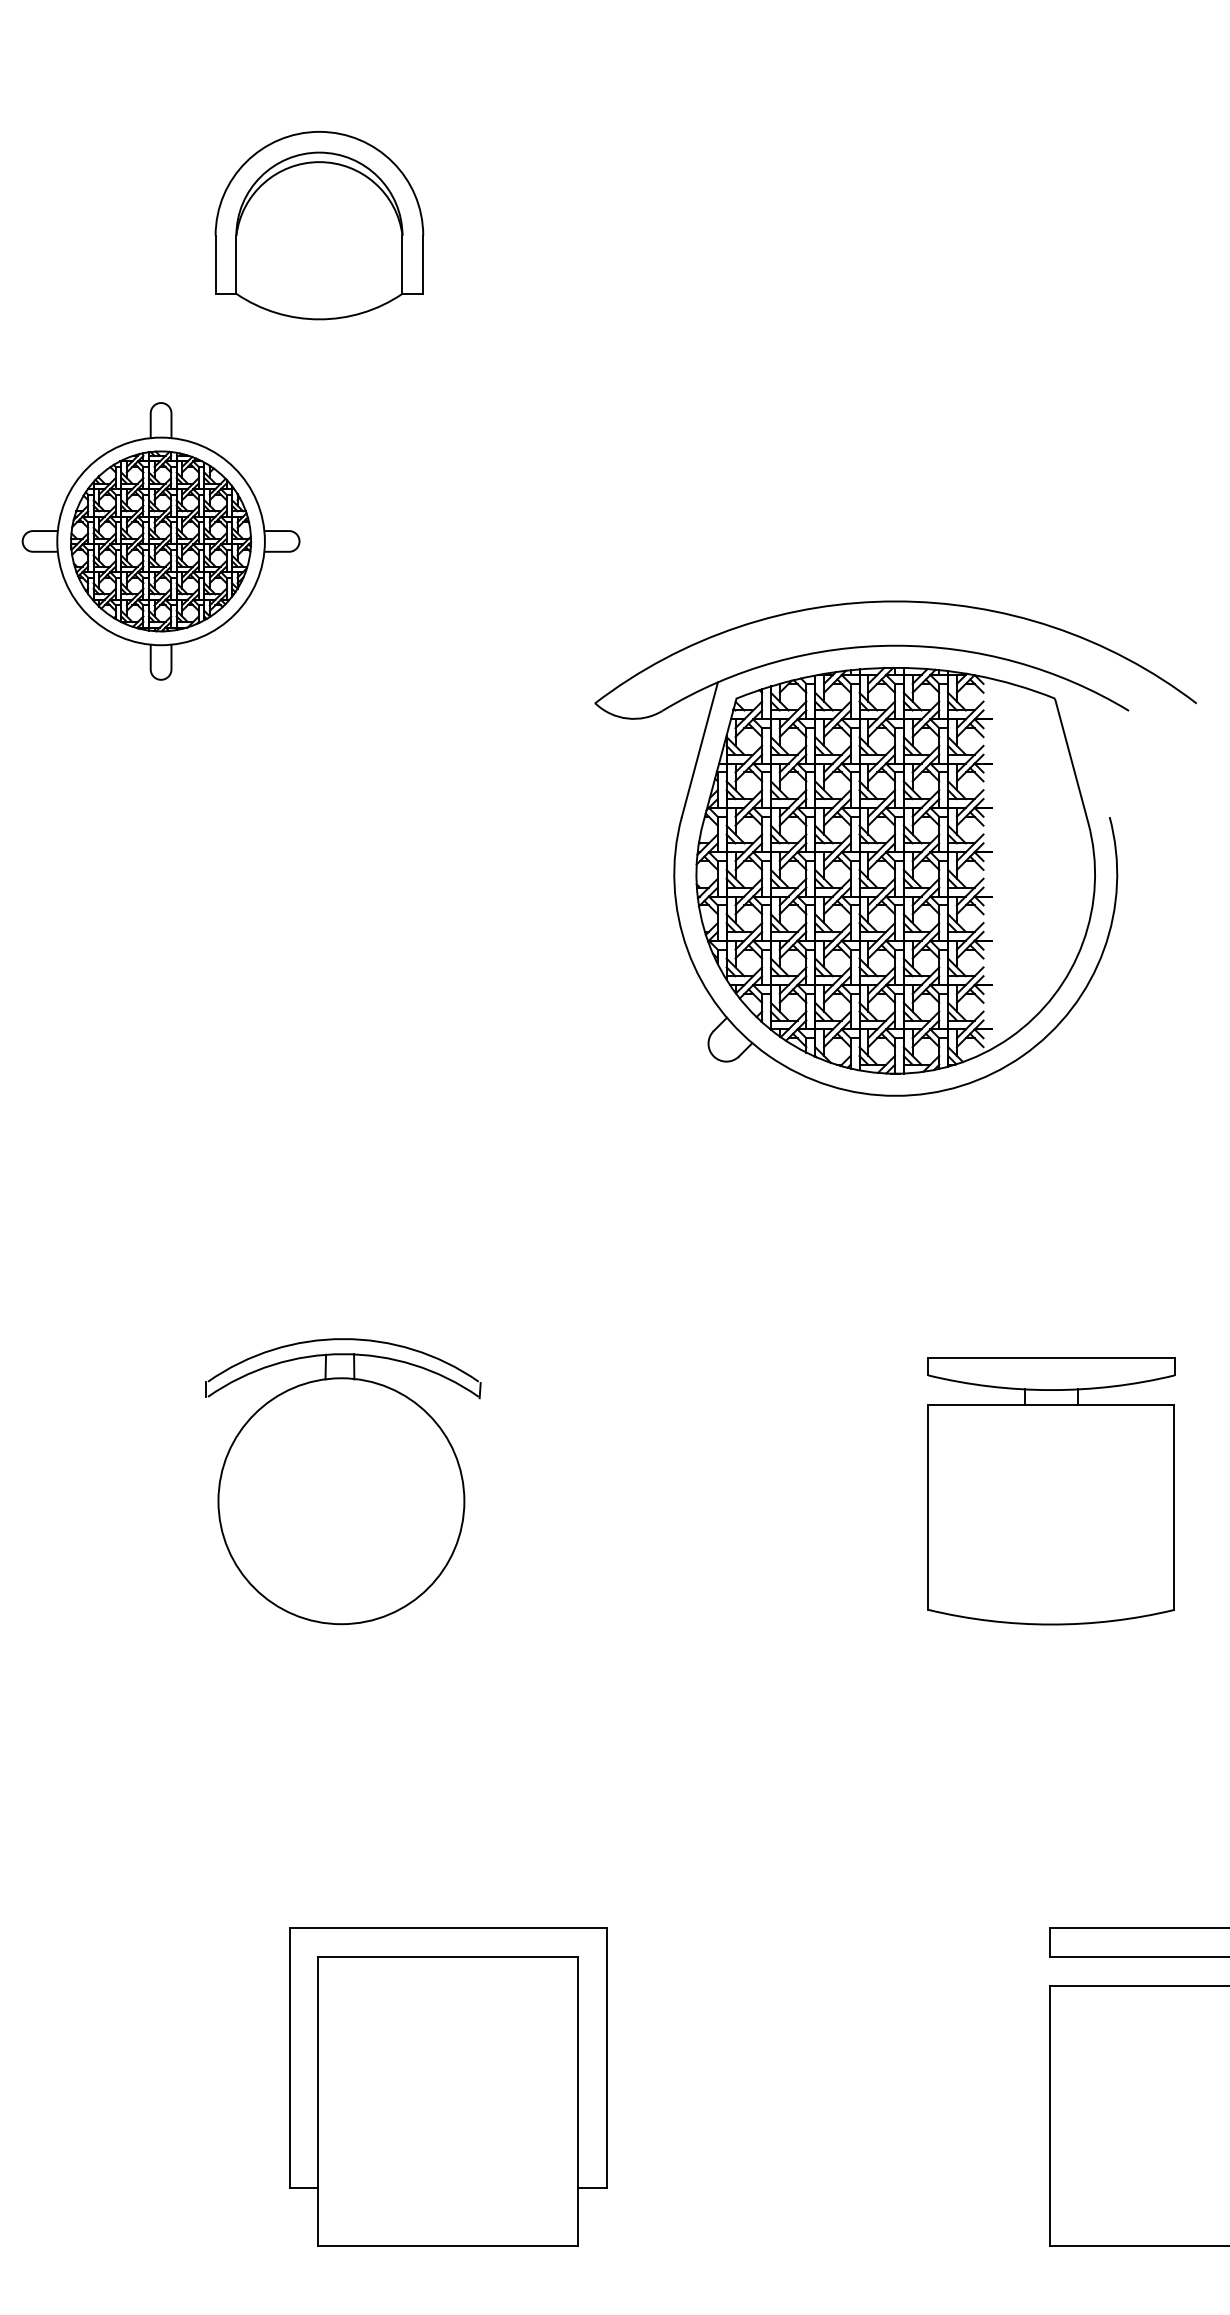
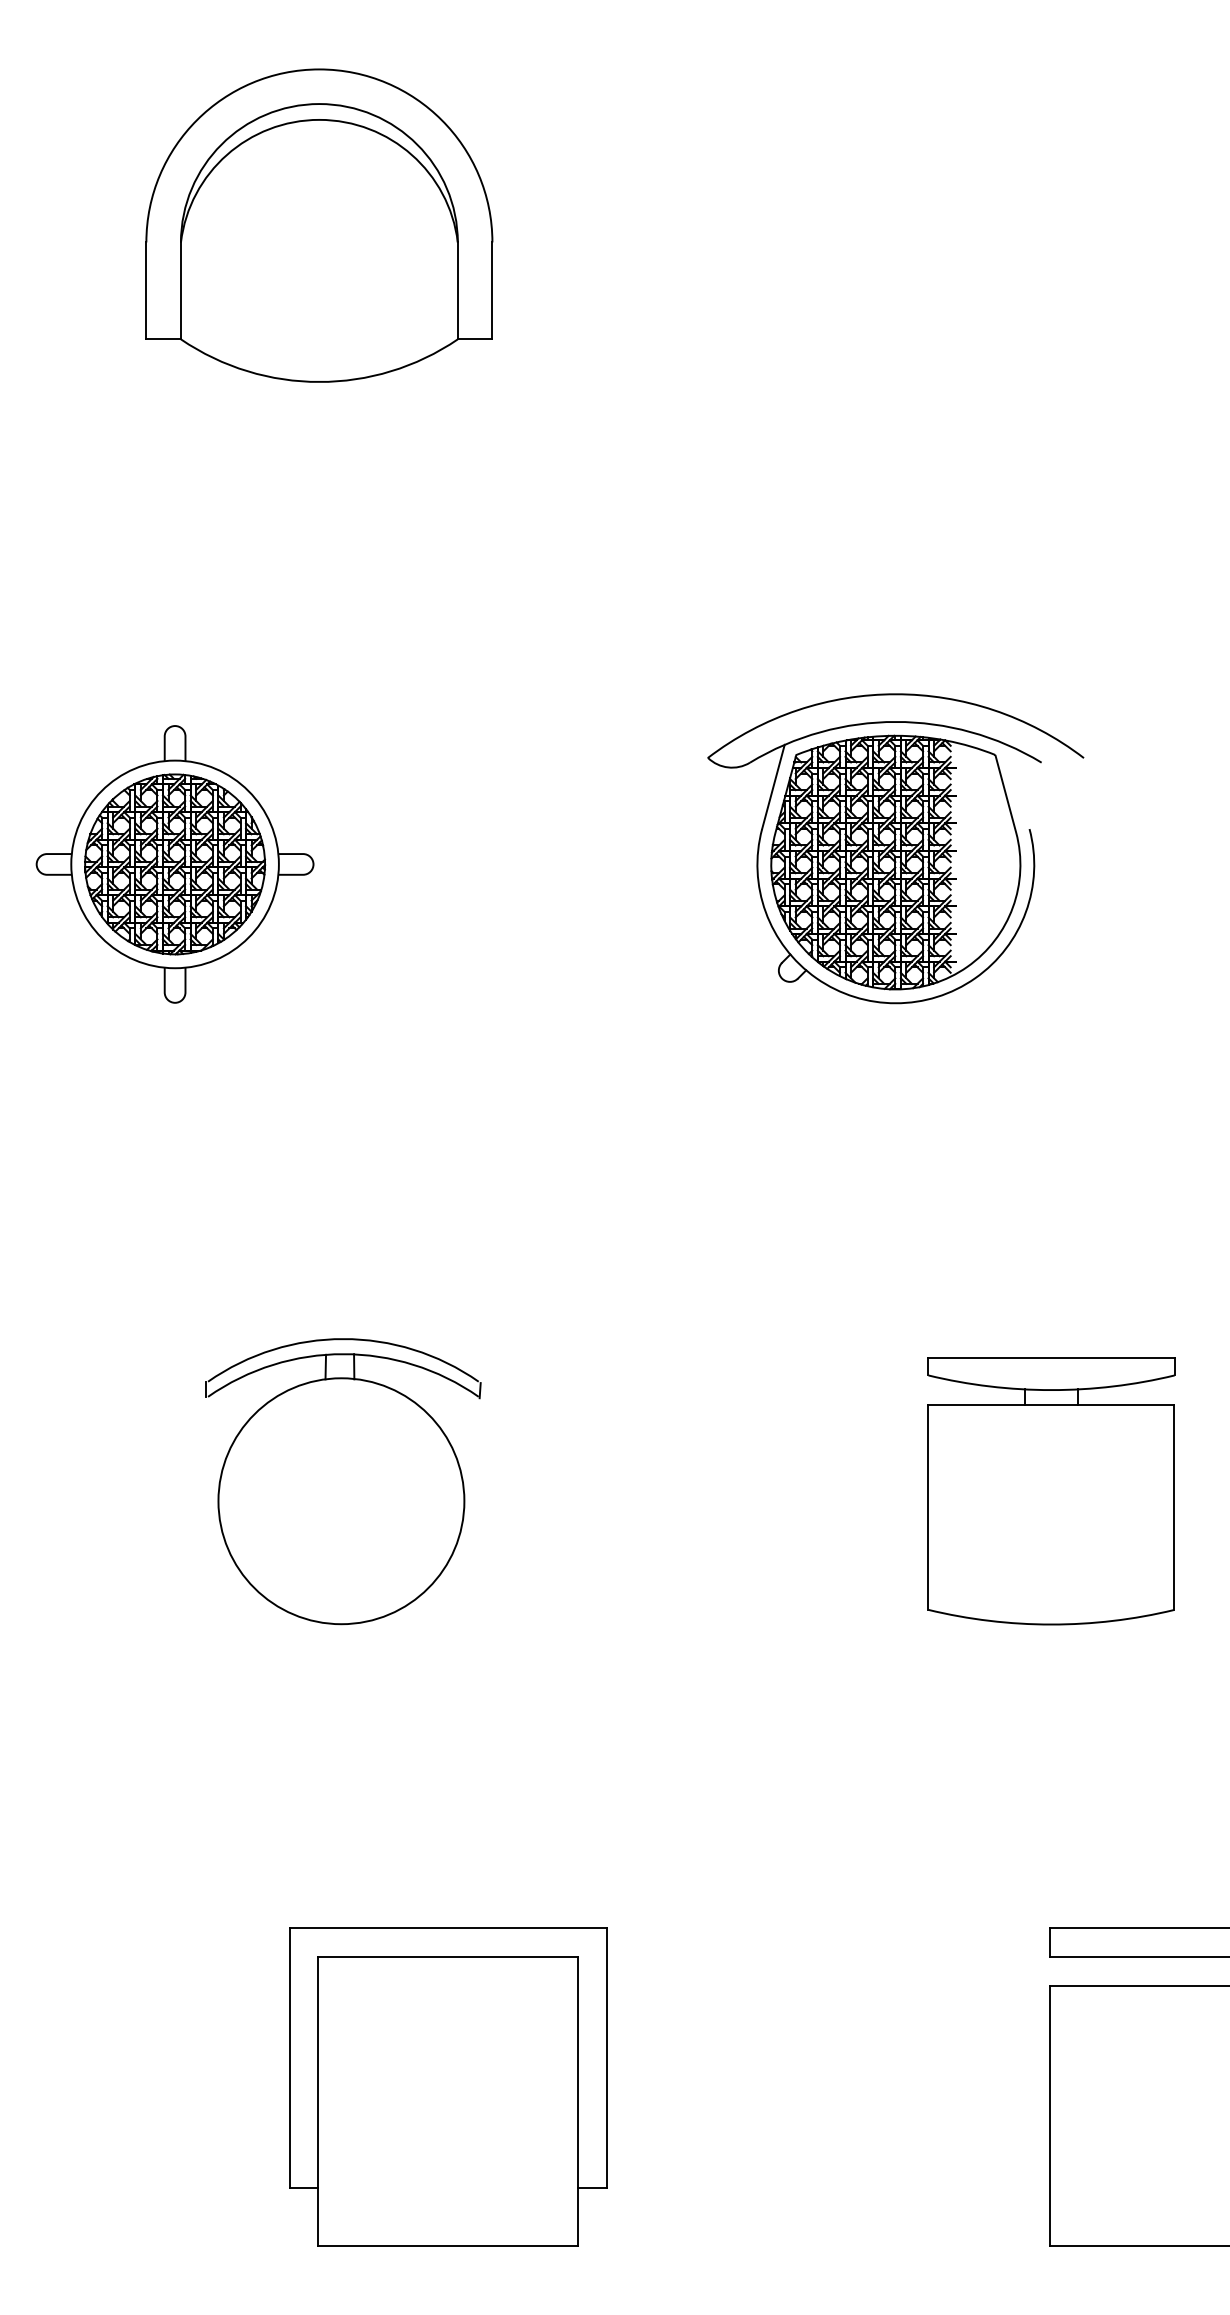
part size: 211x190 px -> 349x315 px (319, 225)
part position: (160, 541) -> (174, 864) (174, 864)
part size: 603x497 px -> 378x312 px (895, 848)
